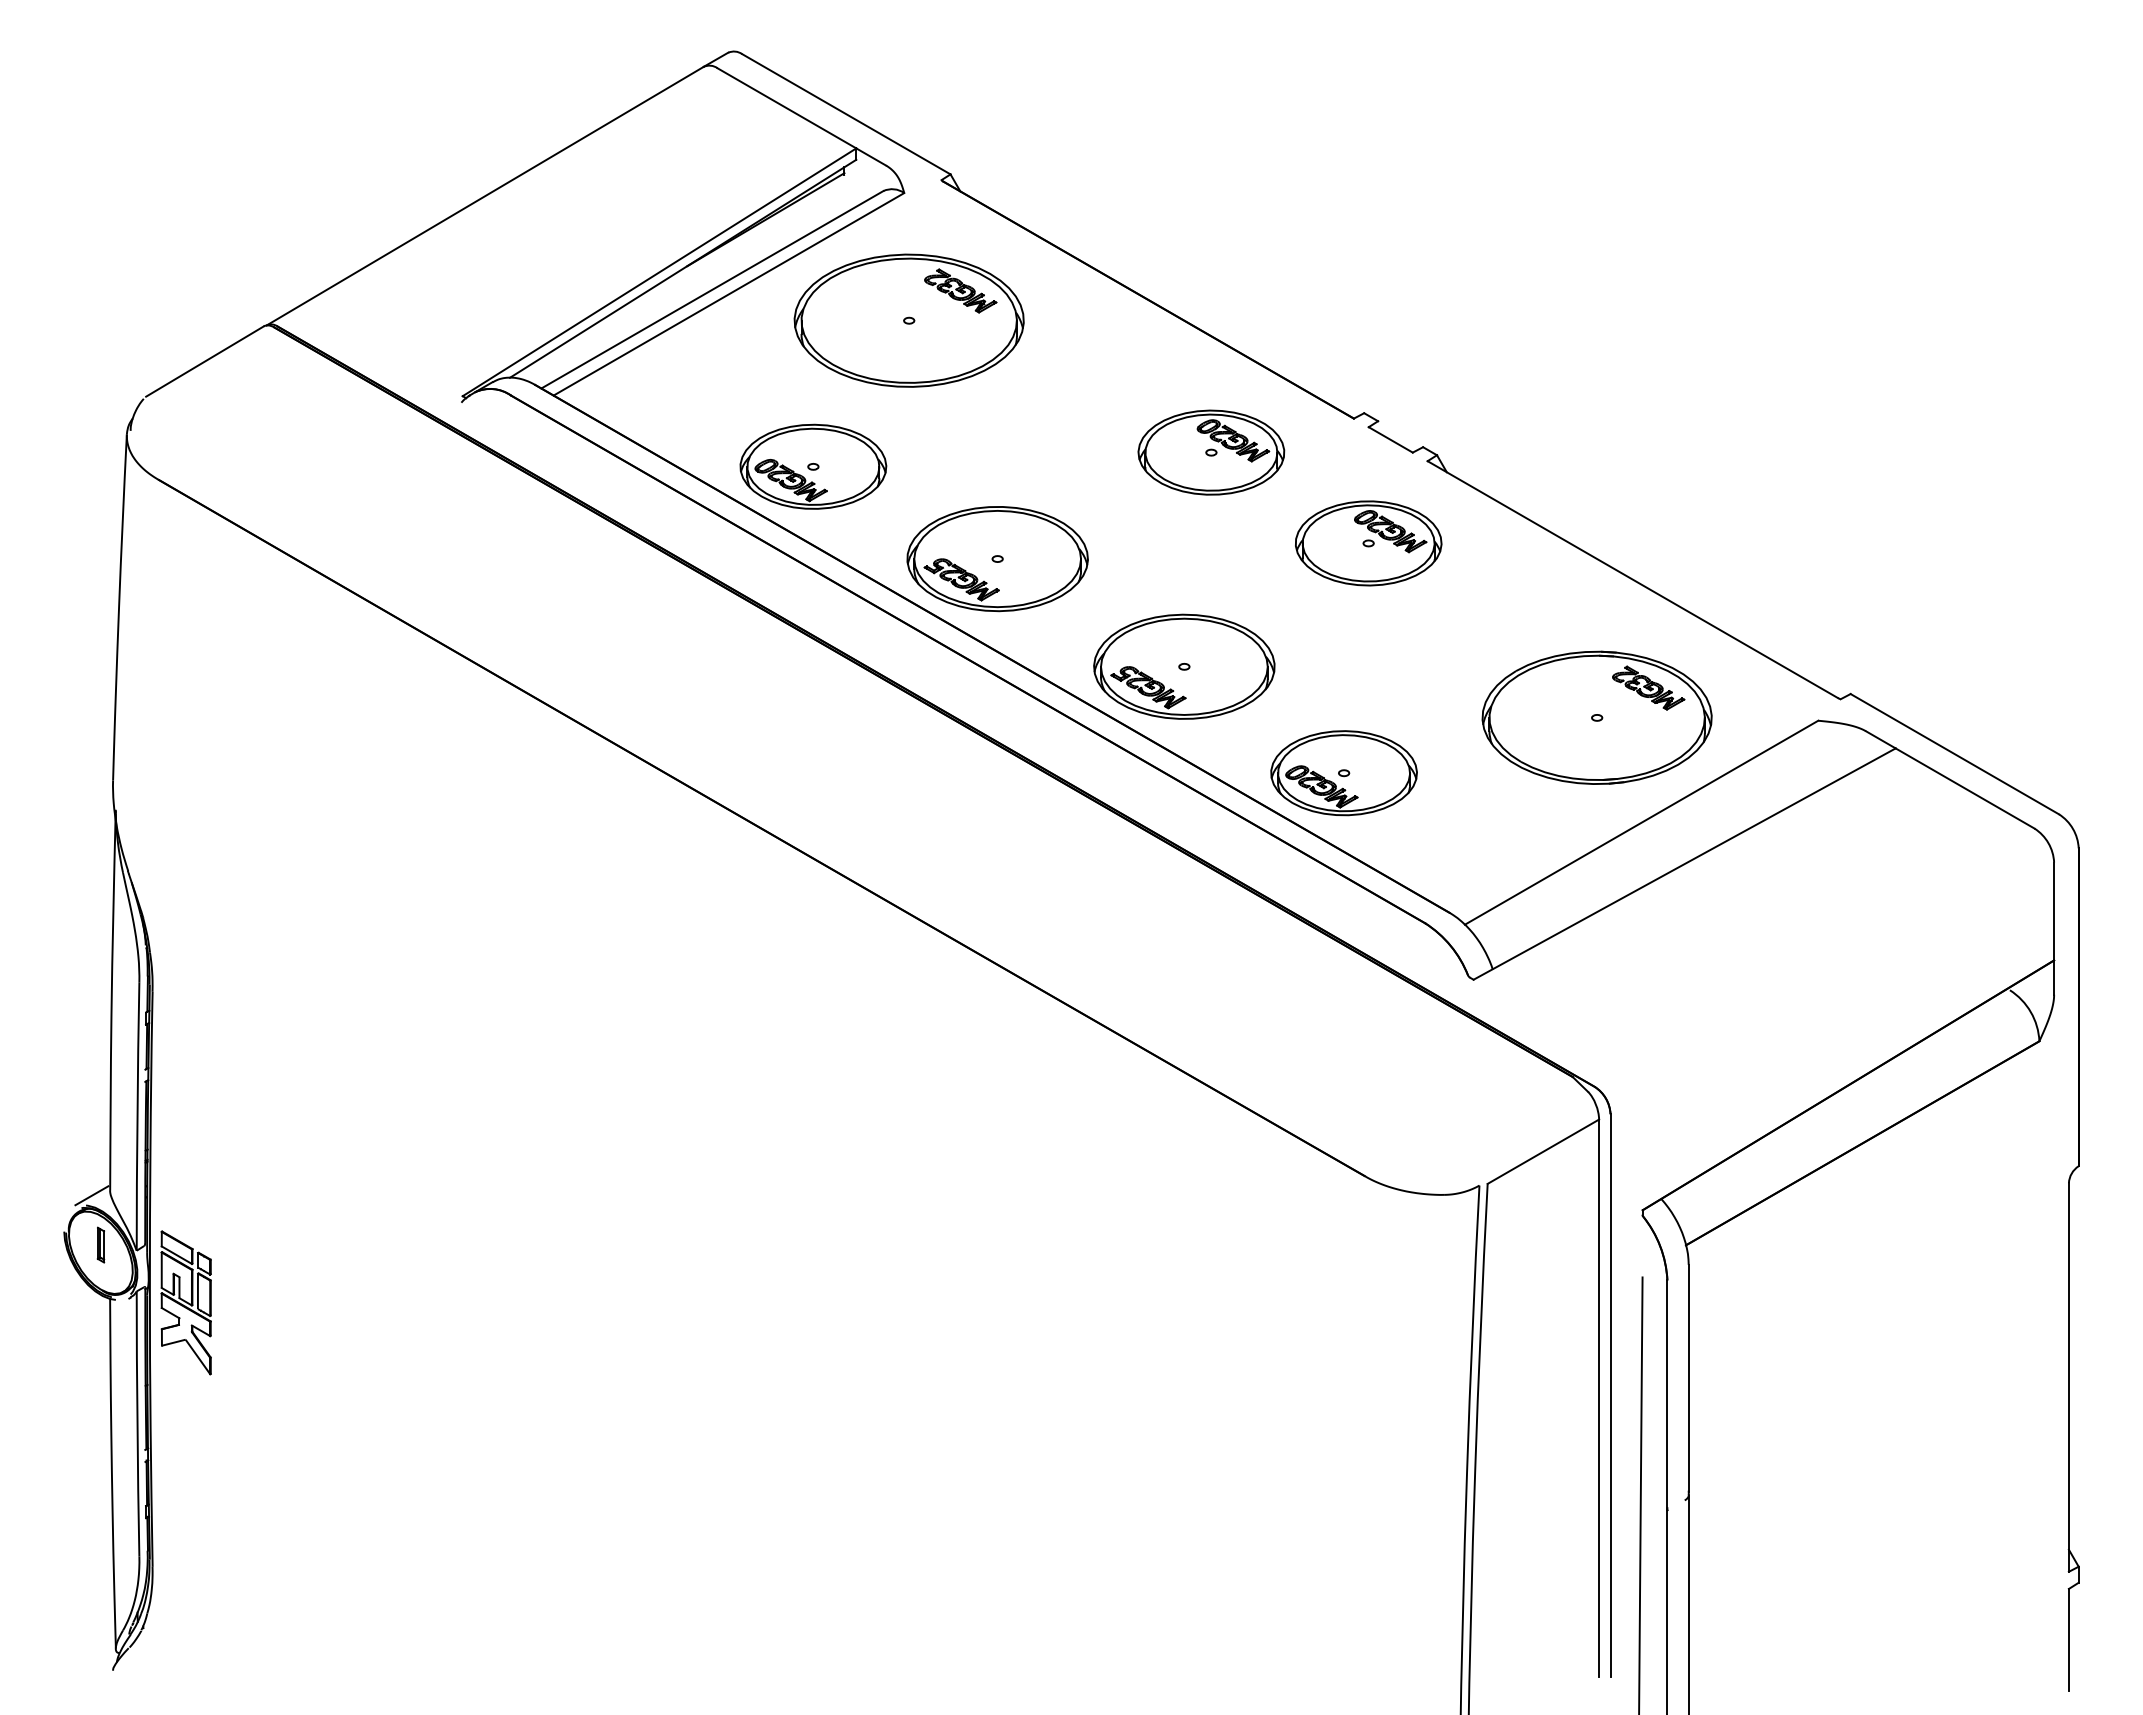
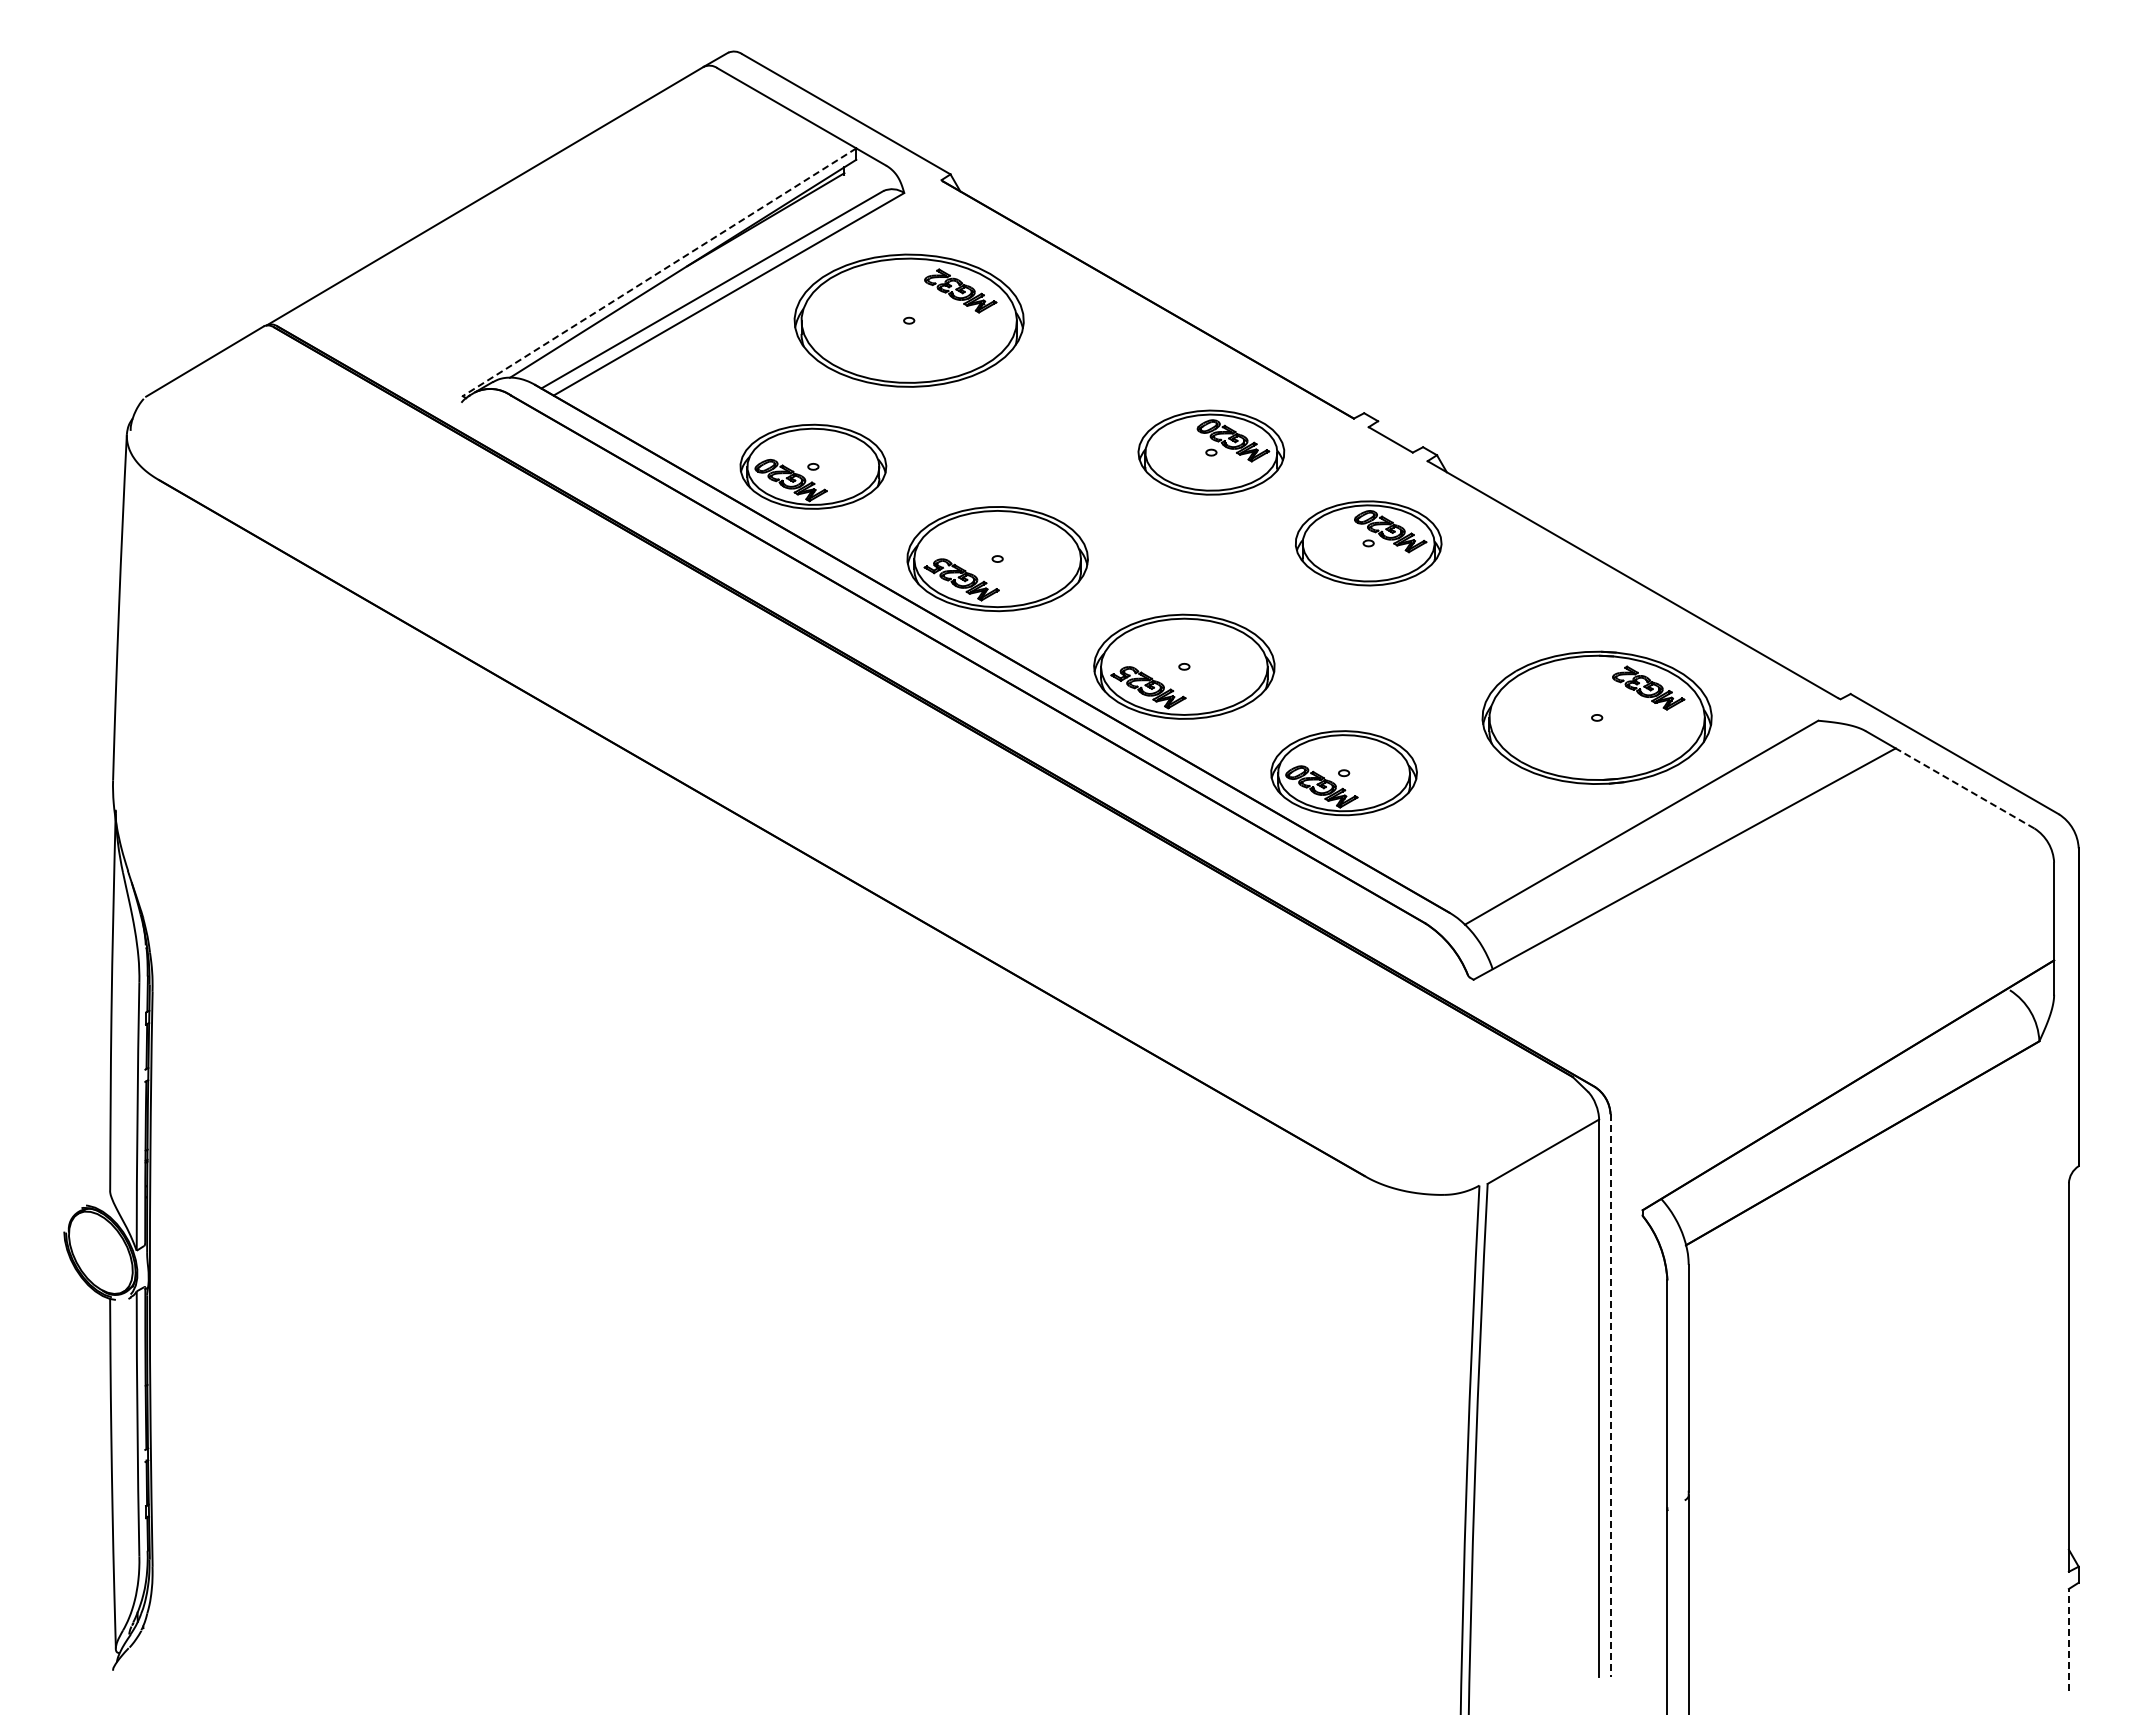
line: solid -> dashed (659, 272)
line: solid -> dashed (1964, 788)
line: present -> none (91, 1195)
part: present -> none (100, 1244)
part: present -> none (185, 1302)
line: solid -> dashed (1610, 1396)
line: present -> none (1640, 1494)
line: solid -> dashed (2068, 1639)
